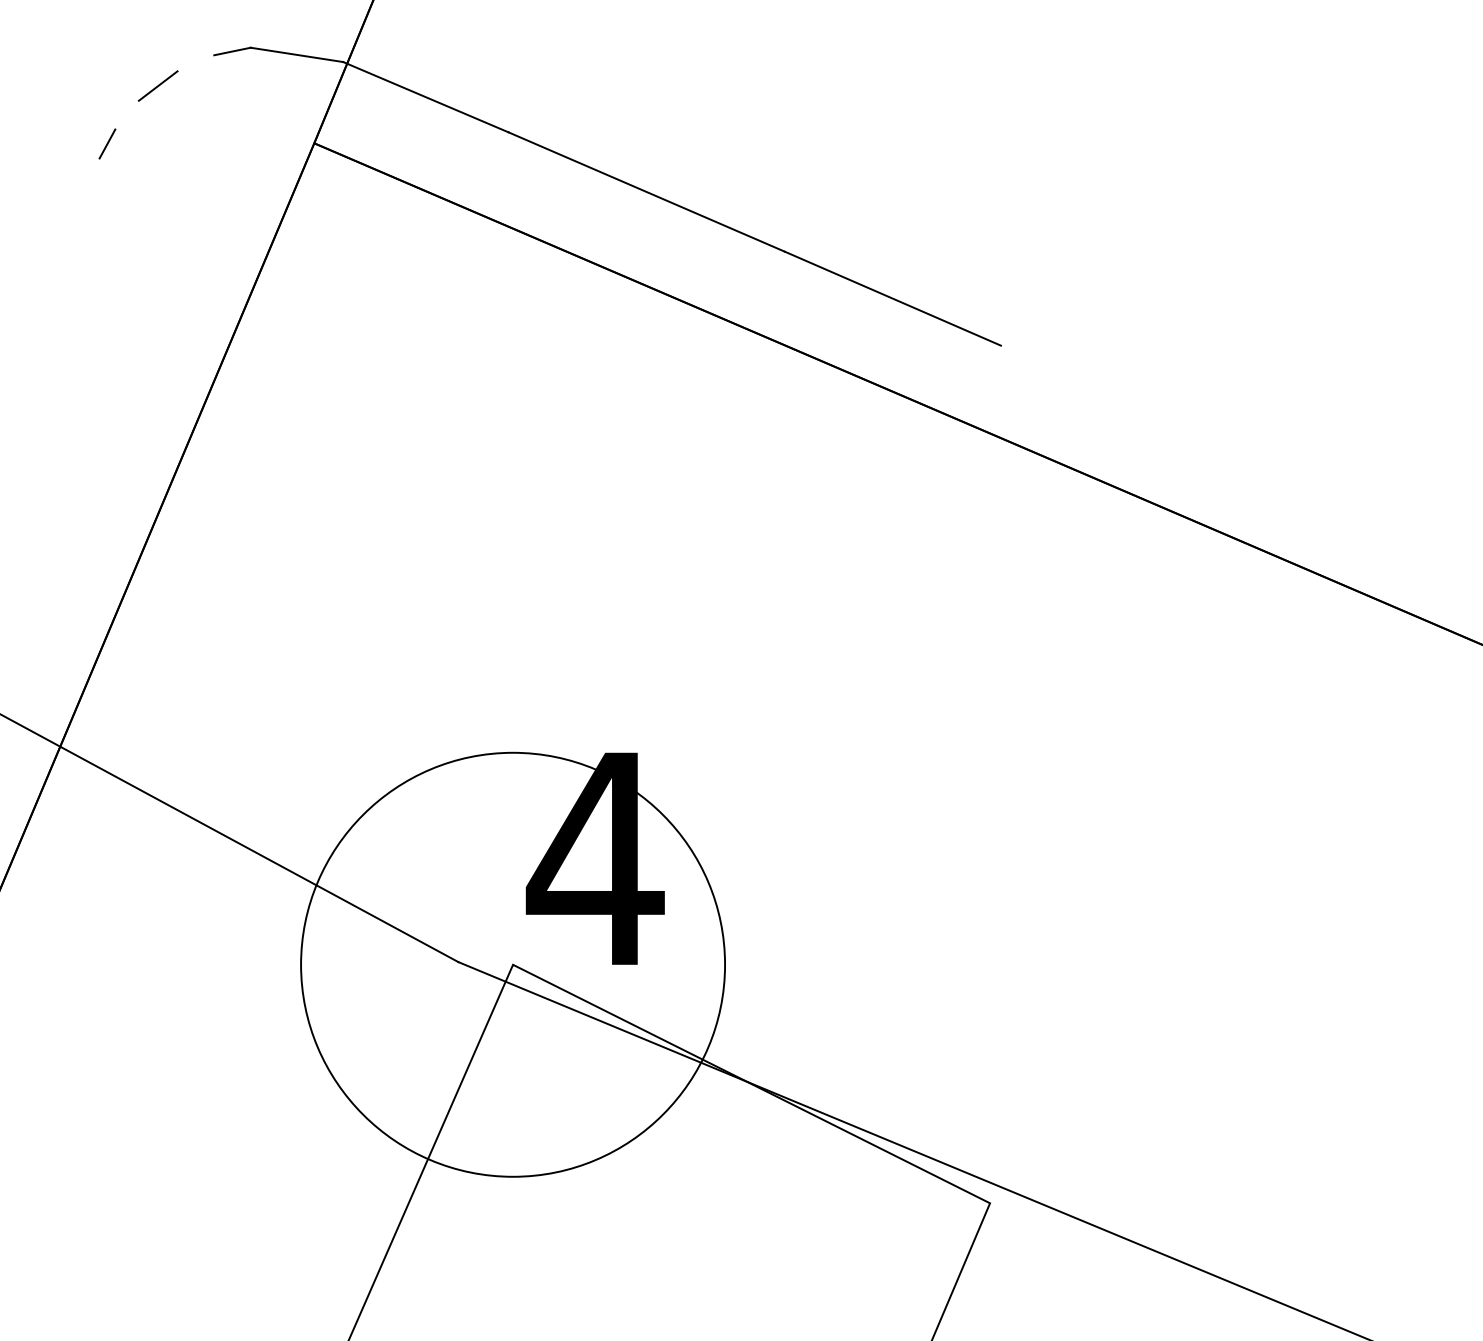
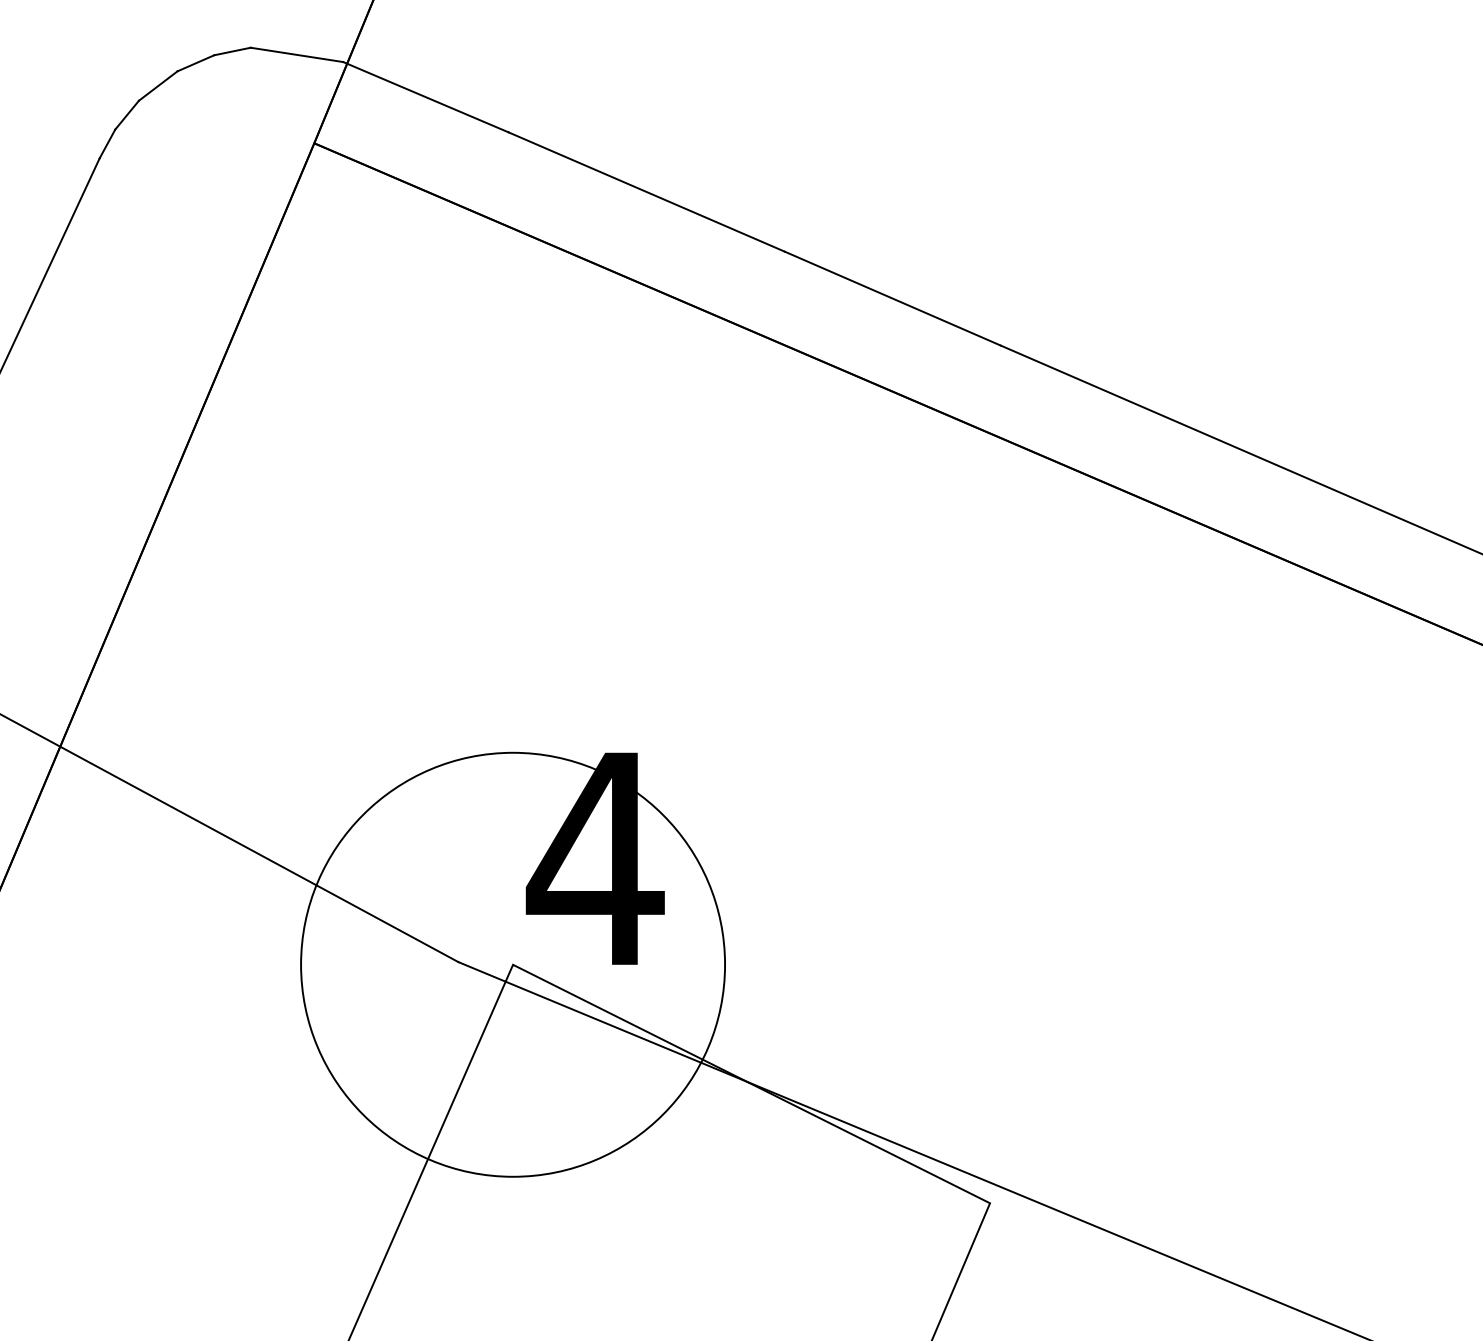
line: none -> present (195, 63)
line: none -> present (126, 114)
line: none -> present (50, 263)
line: none -> present (1239, 448)
